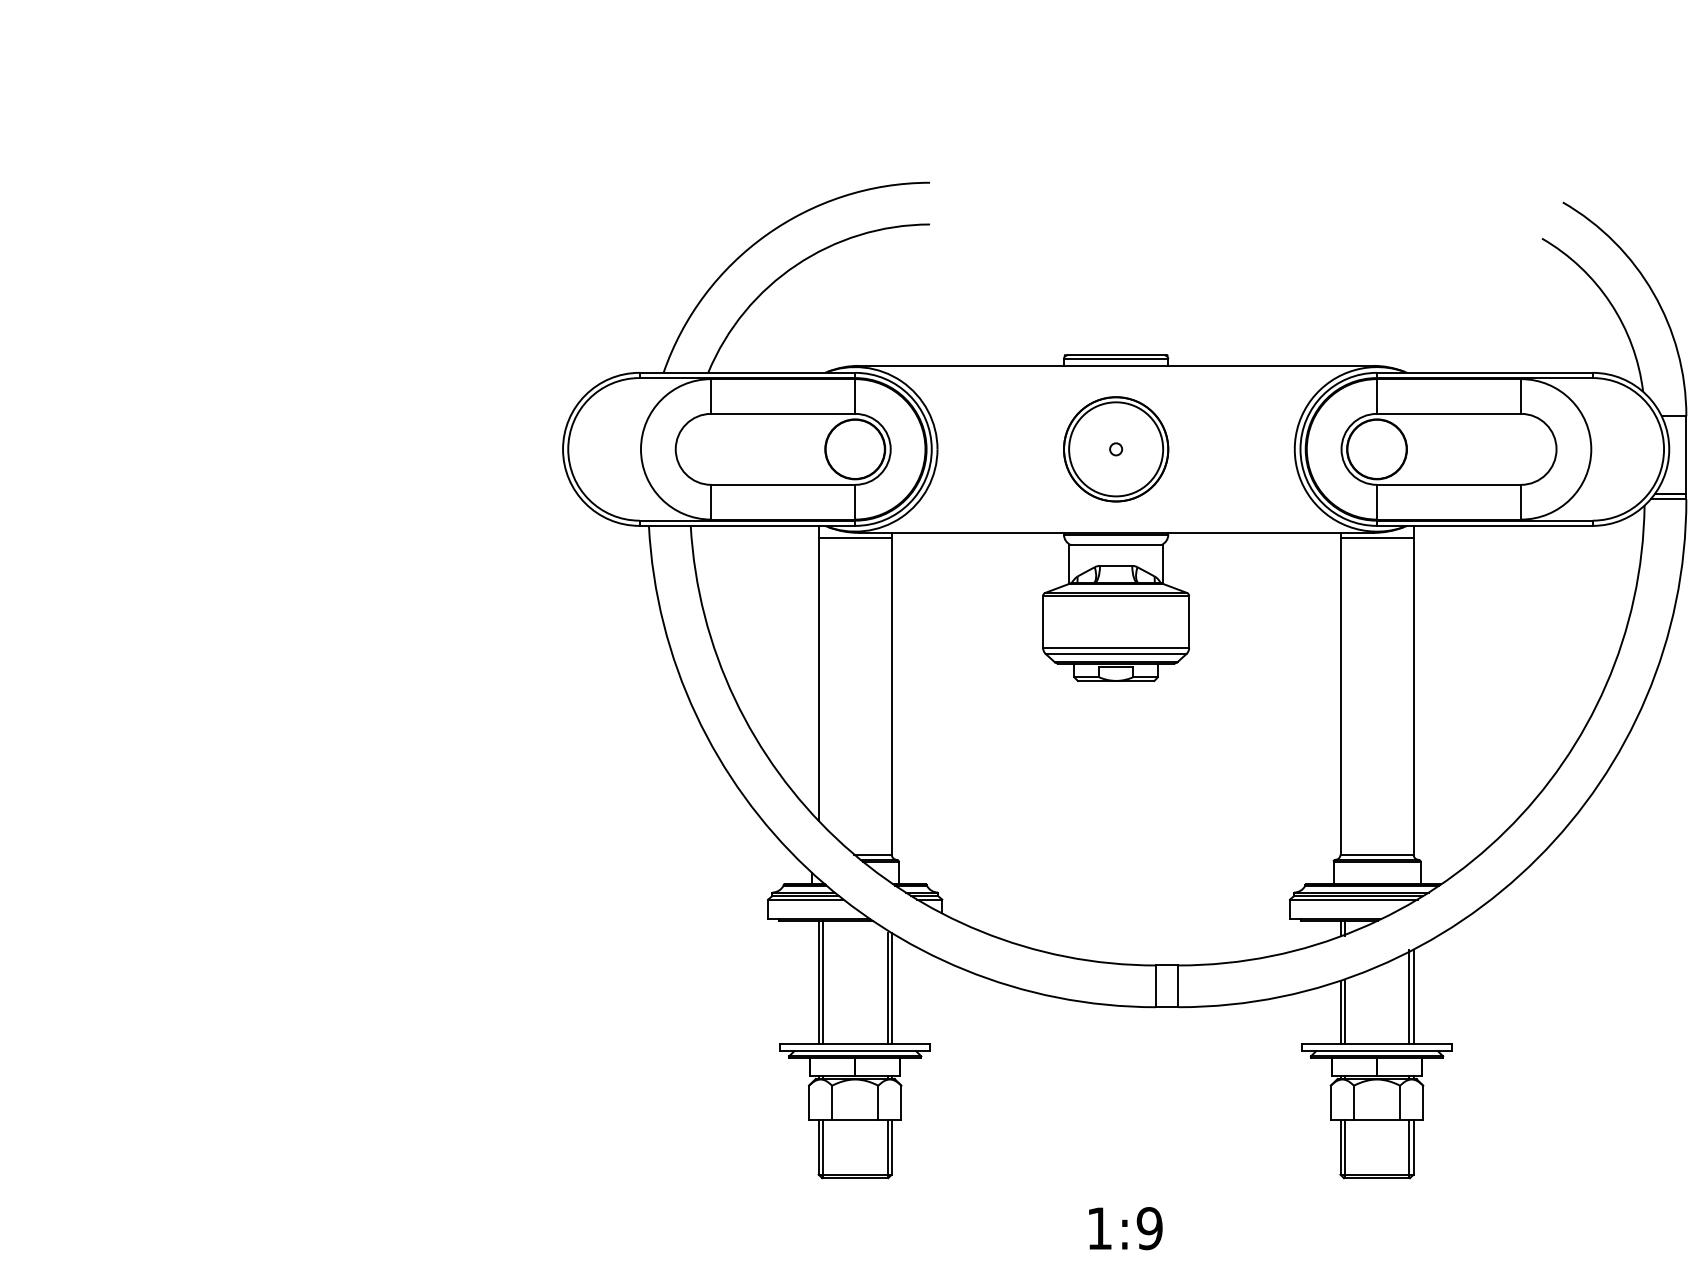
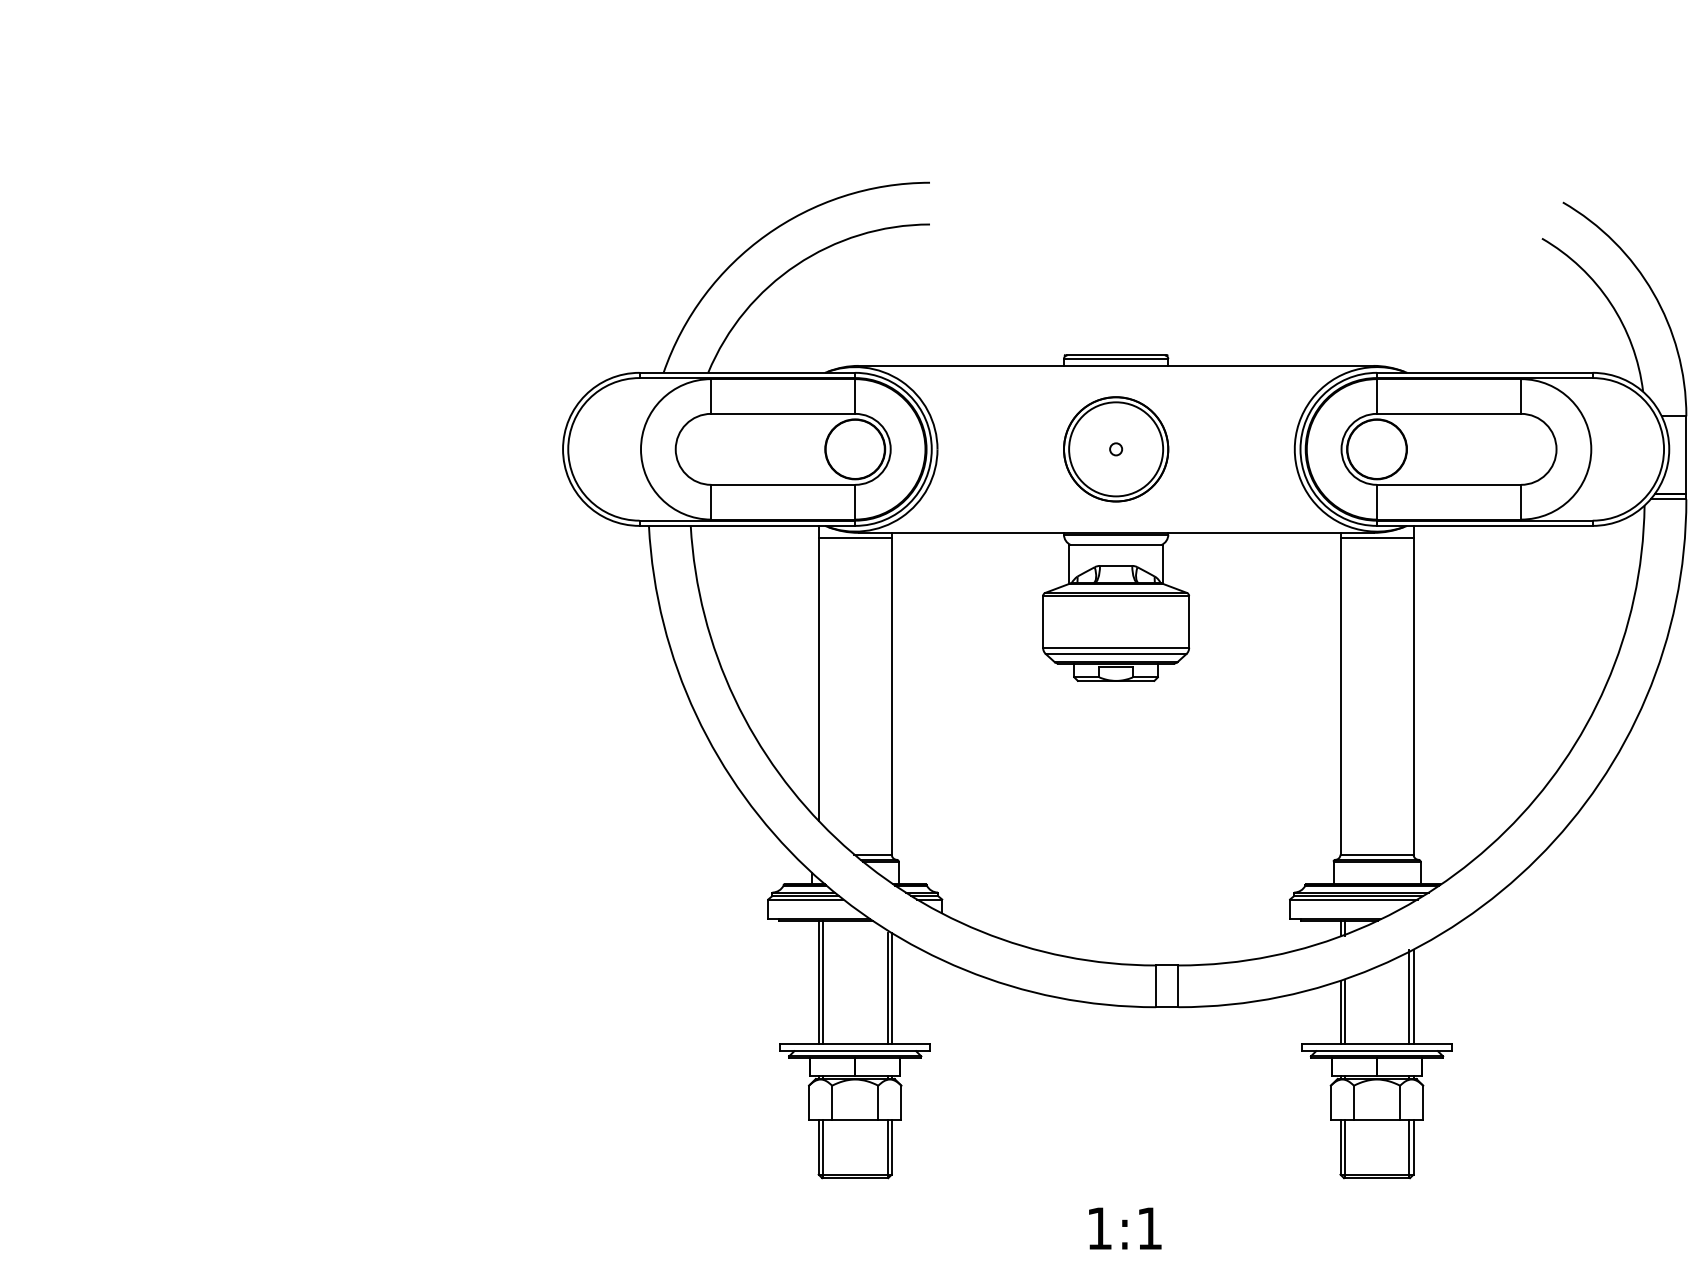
text: 1:9 -> 1:1 (1149, 1228)
